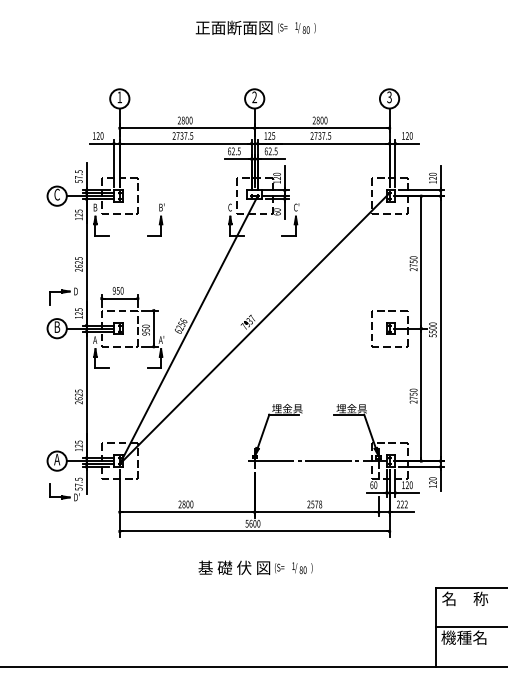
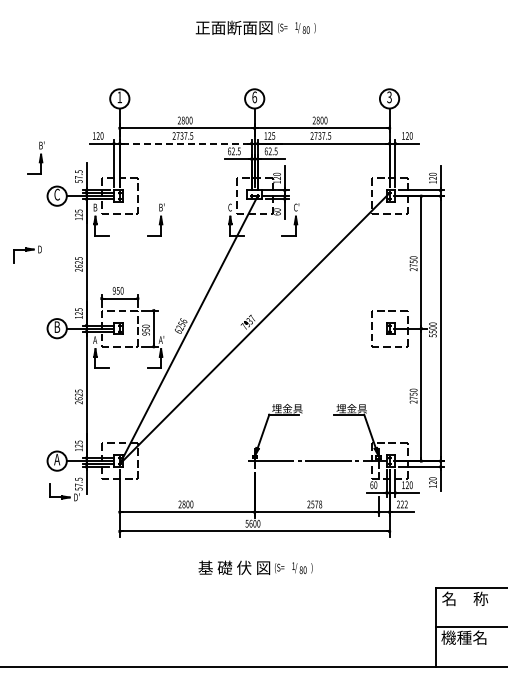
text: 2 -> 6 (254, 97)
line: solid -> dashed (185, 143)
part: none -> present (35, 157)
part position: (63, 296) -> (27, 254) (27, 254)
